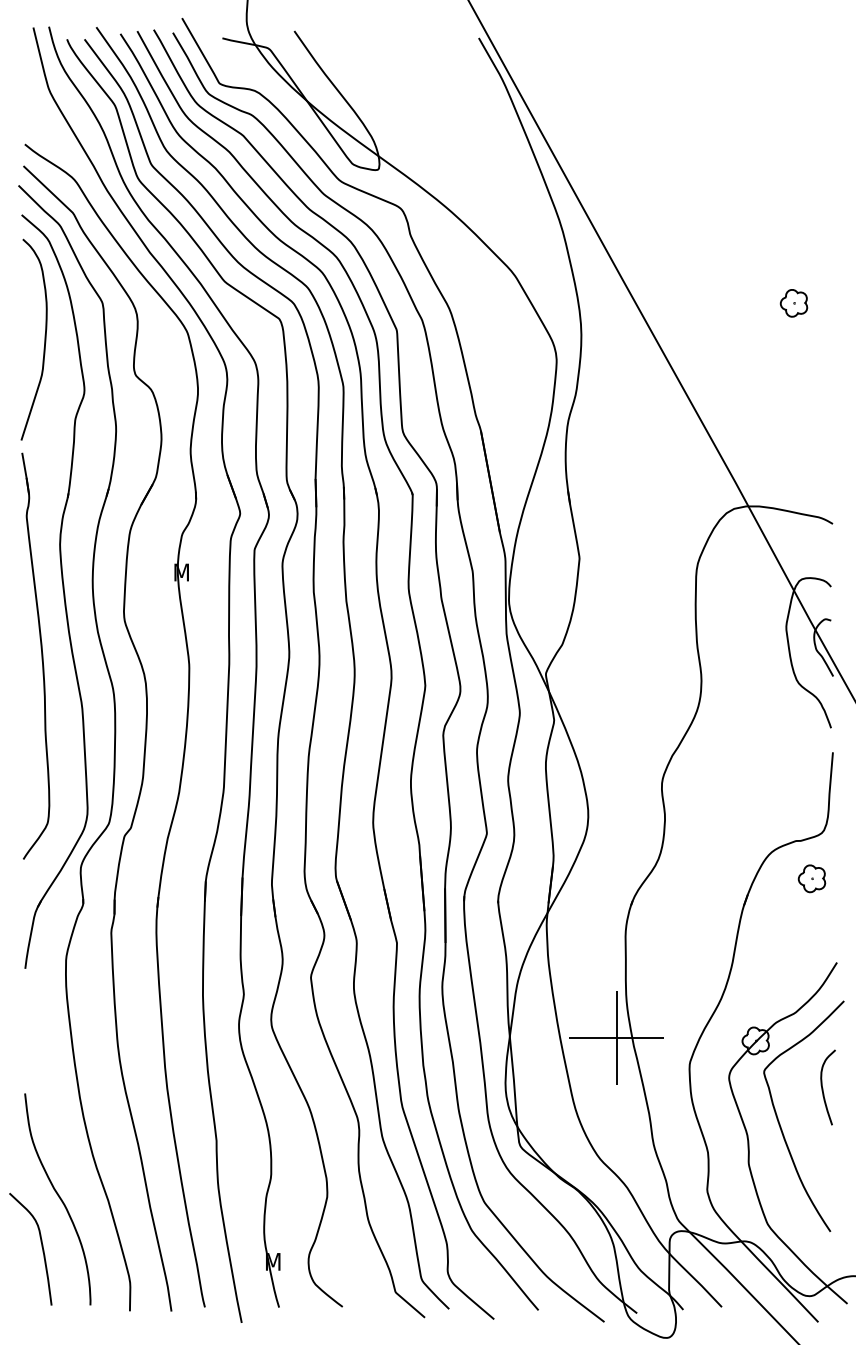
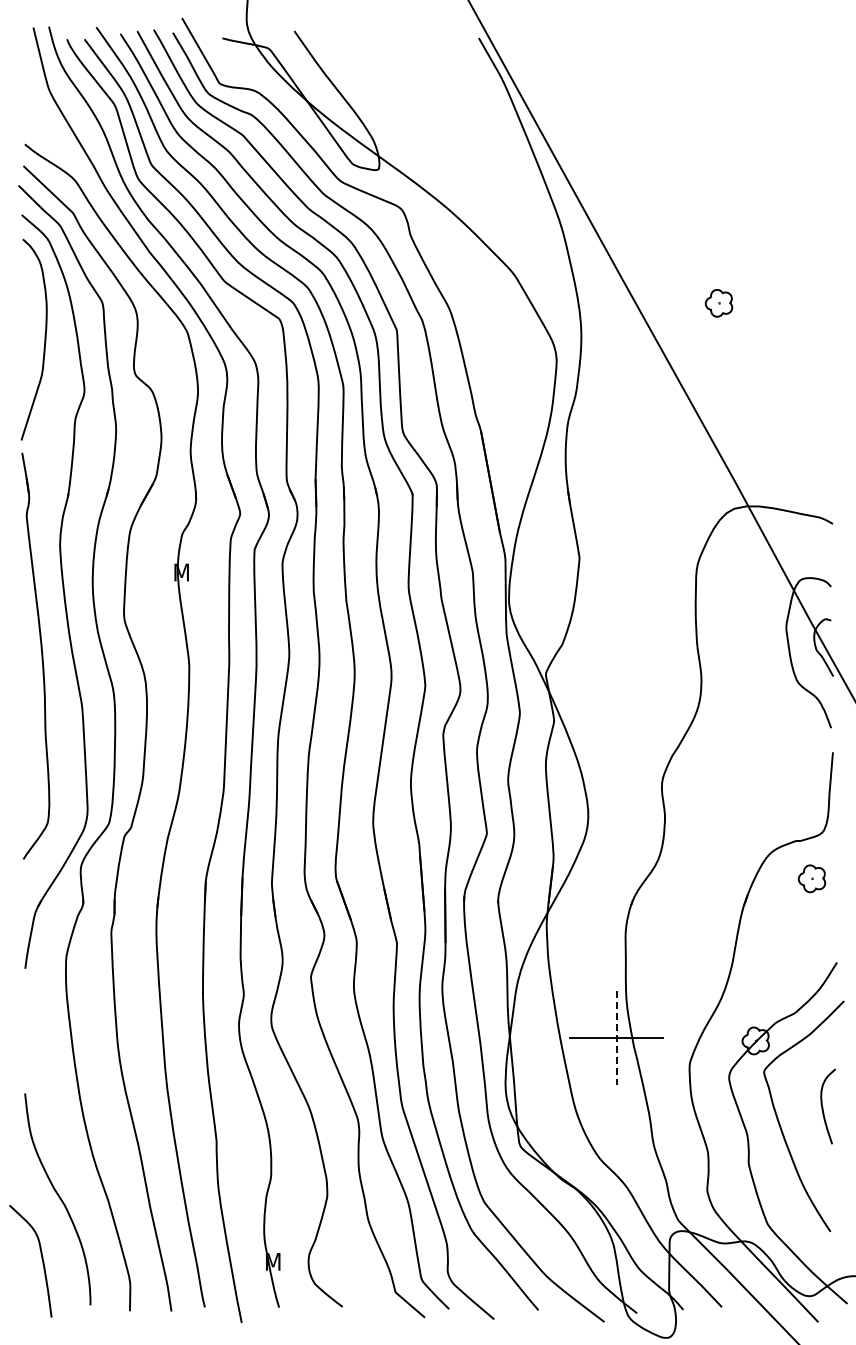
part position: (793, 303) -> (718, 303) (718, 303)
line: solid -> dashed (616, 1038)
curve position: (823, 1088) -> (823, 1107) (823, 1107)
curve position: (41, 1247) -> (41, 1259) (41, 1259)
